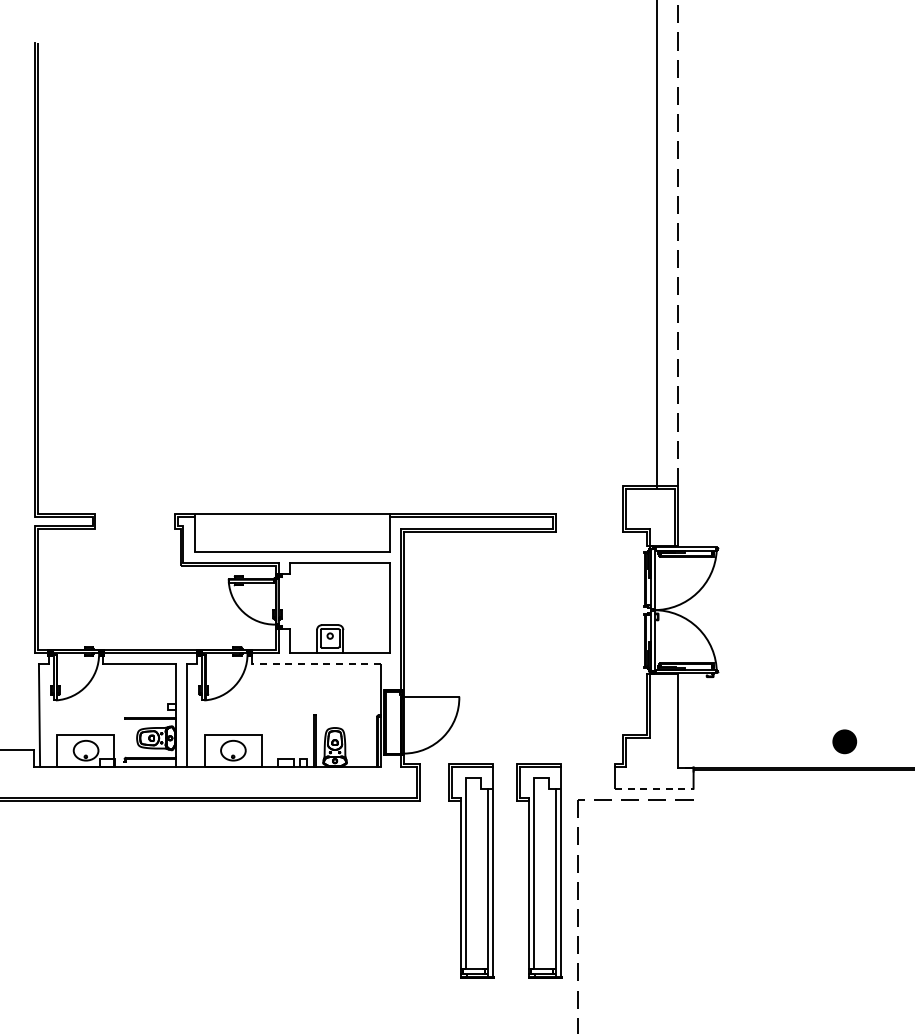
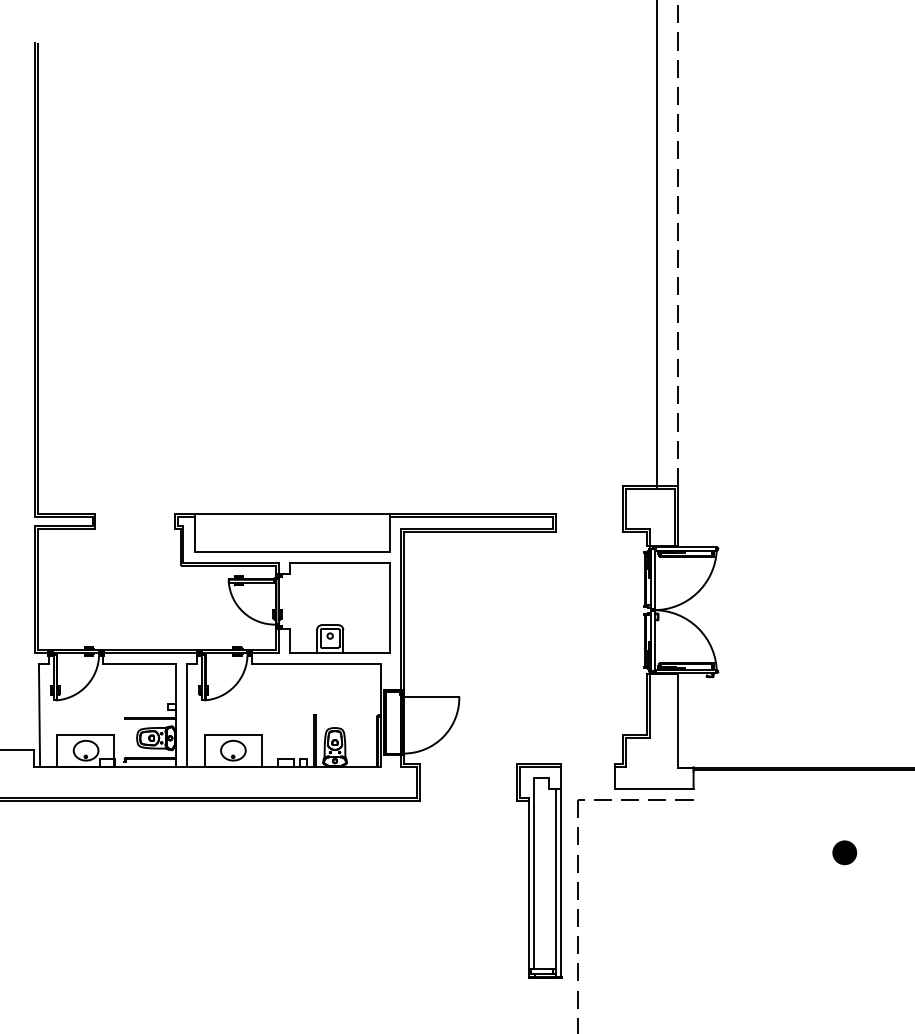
line: dashed -> solid (316, 663)
part position: (844, 741) -> (844, 852) (844, 852)
line: dashed -> solid (654, 788)
part: present -> none (471, 870)
